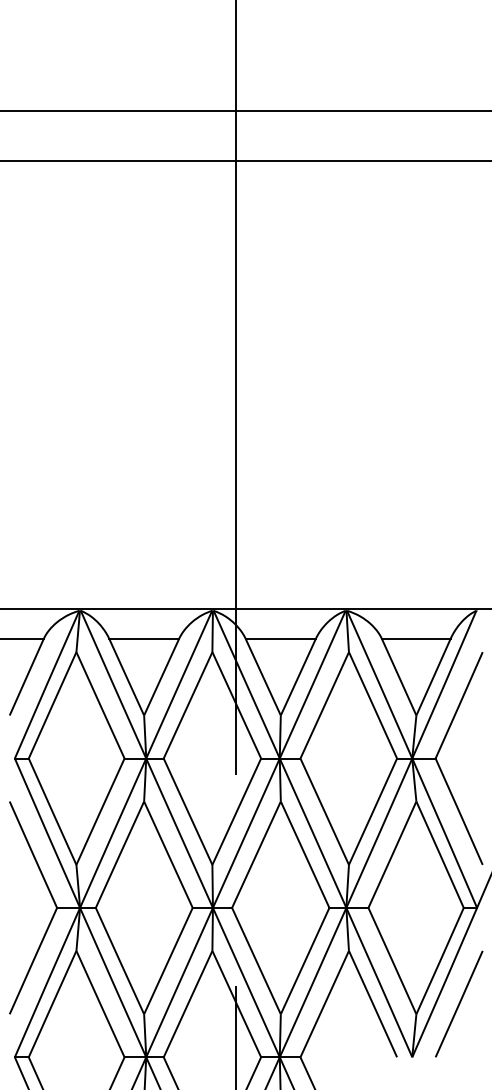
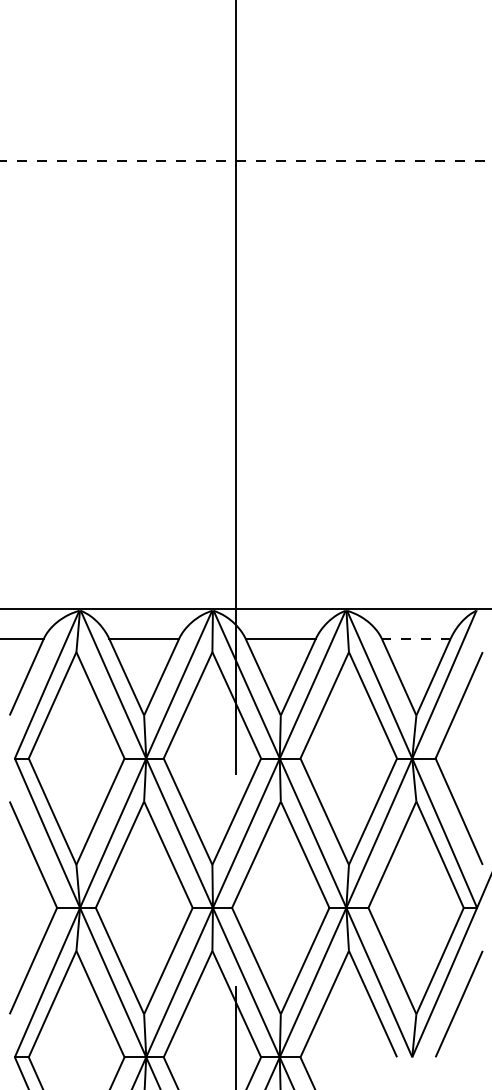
line: present -> none (245, 111)
line: solid -> dashed (245, 161)
line: solid -> dashed (415, 639)
